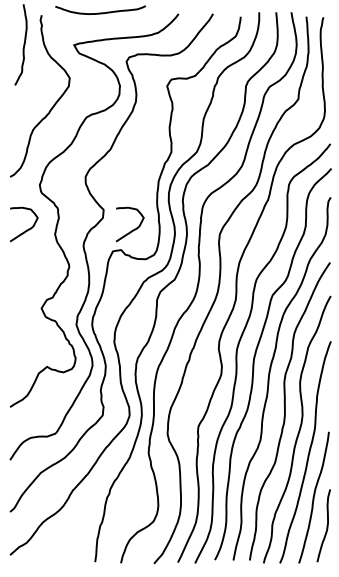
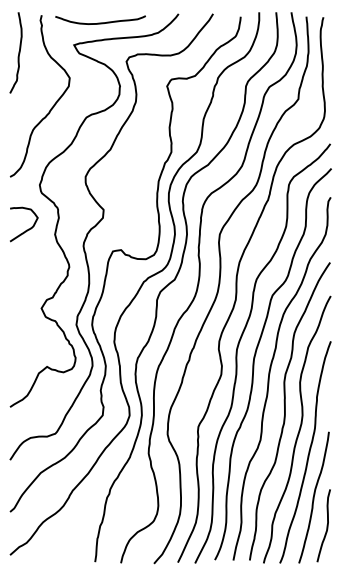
curve position: (100, 12) -> (100, 22) (100, 22)
curve position: (23, 44) -> (18, 52) (18, 52)
curve: present -> none (132, 229)
